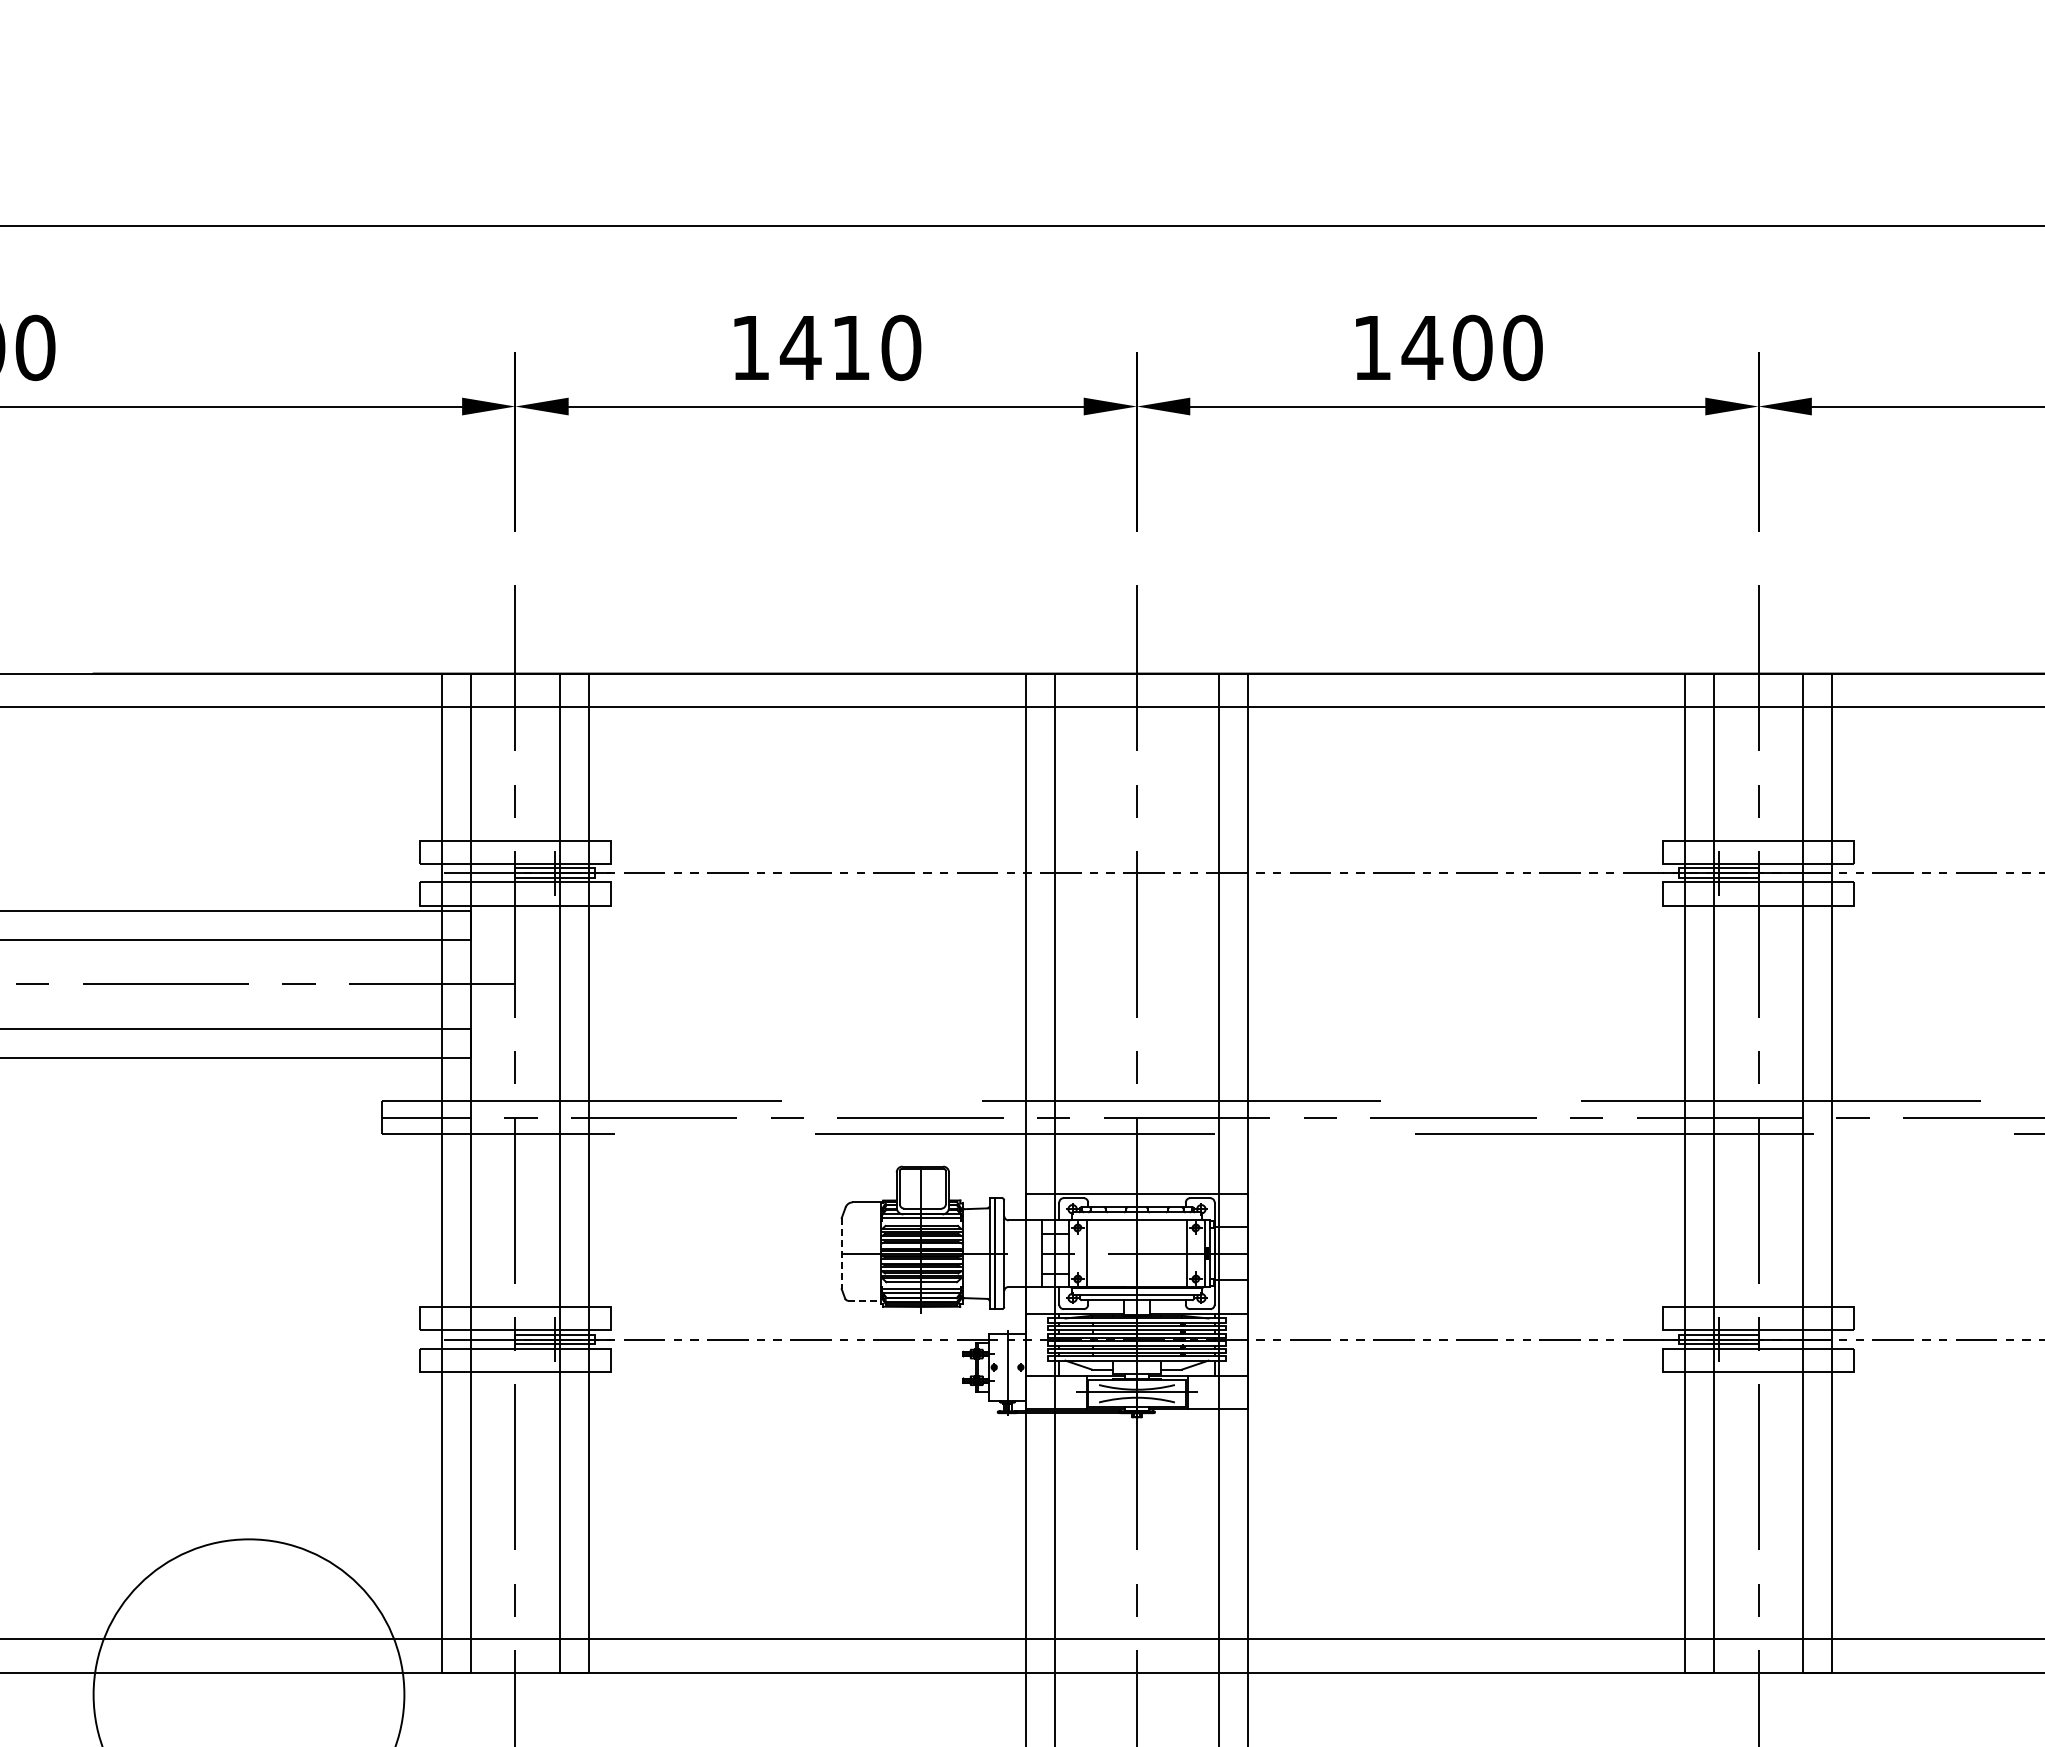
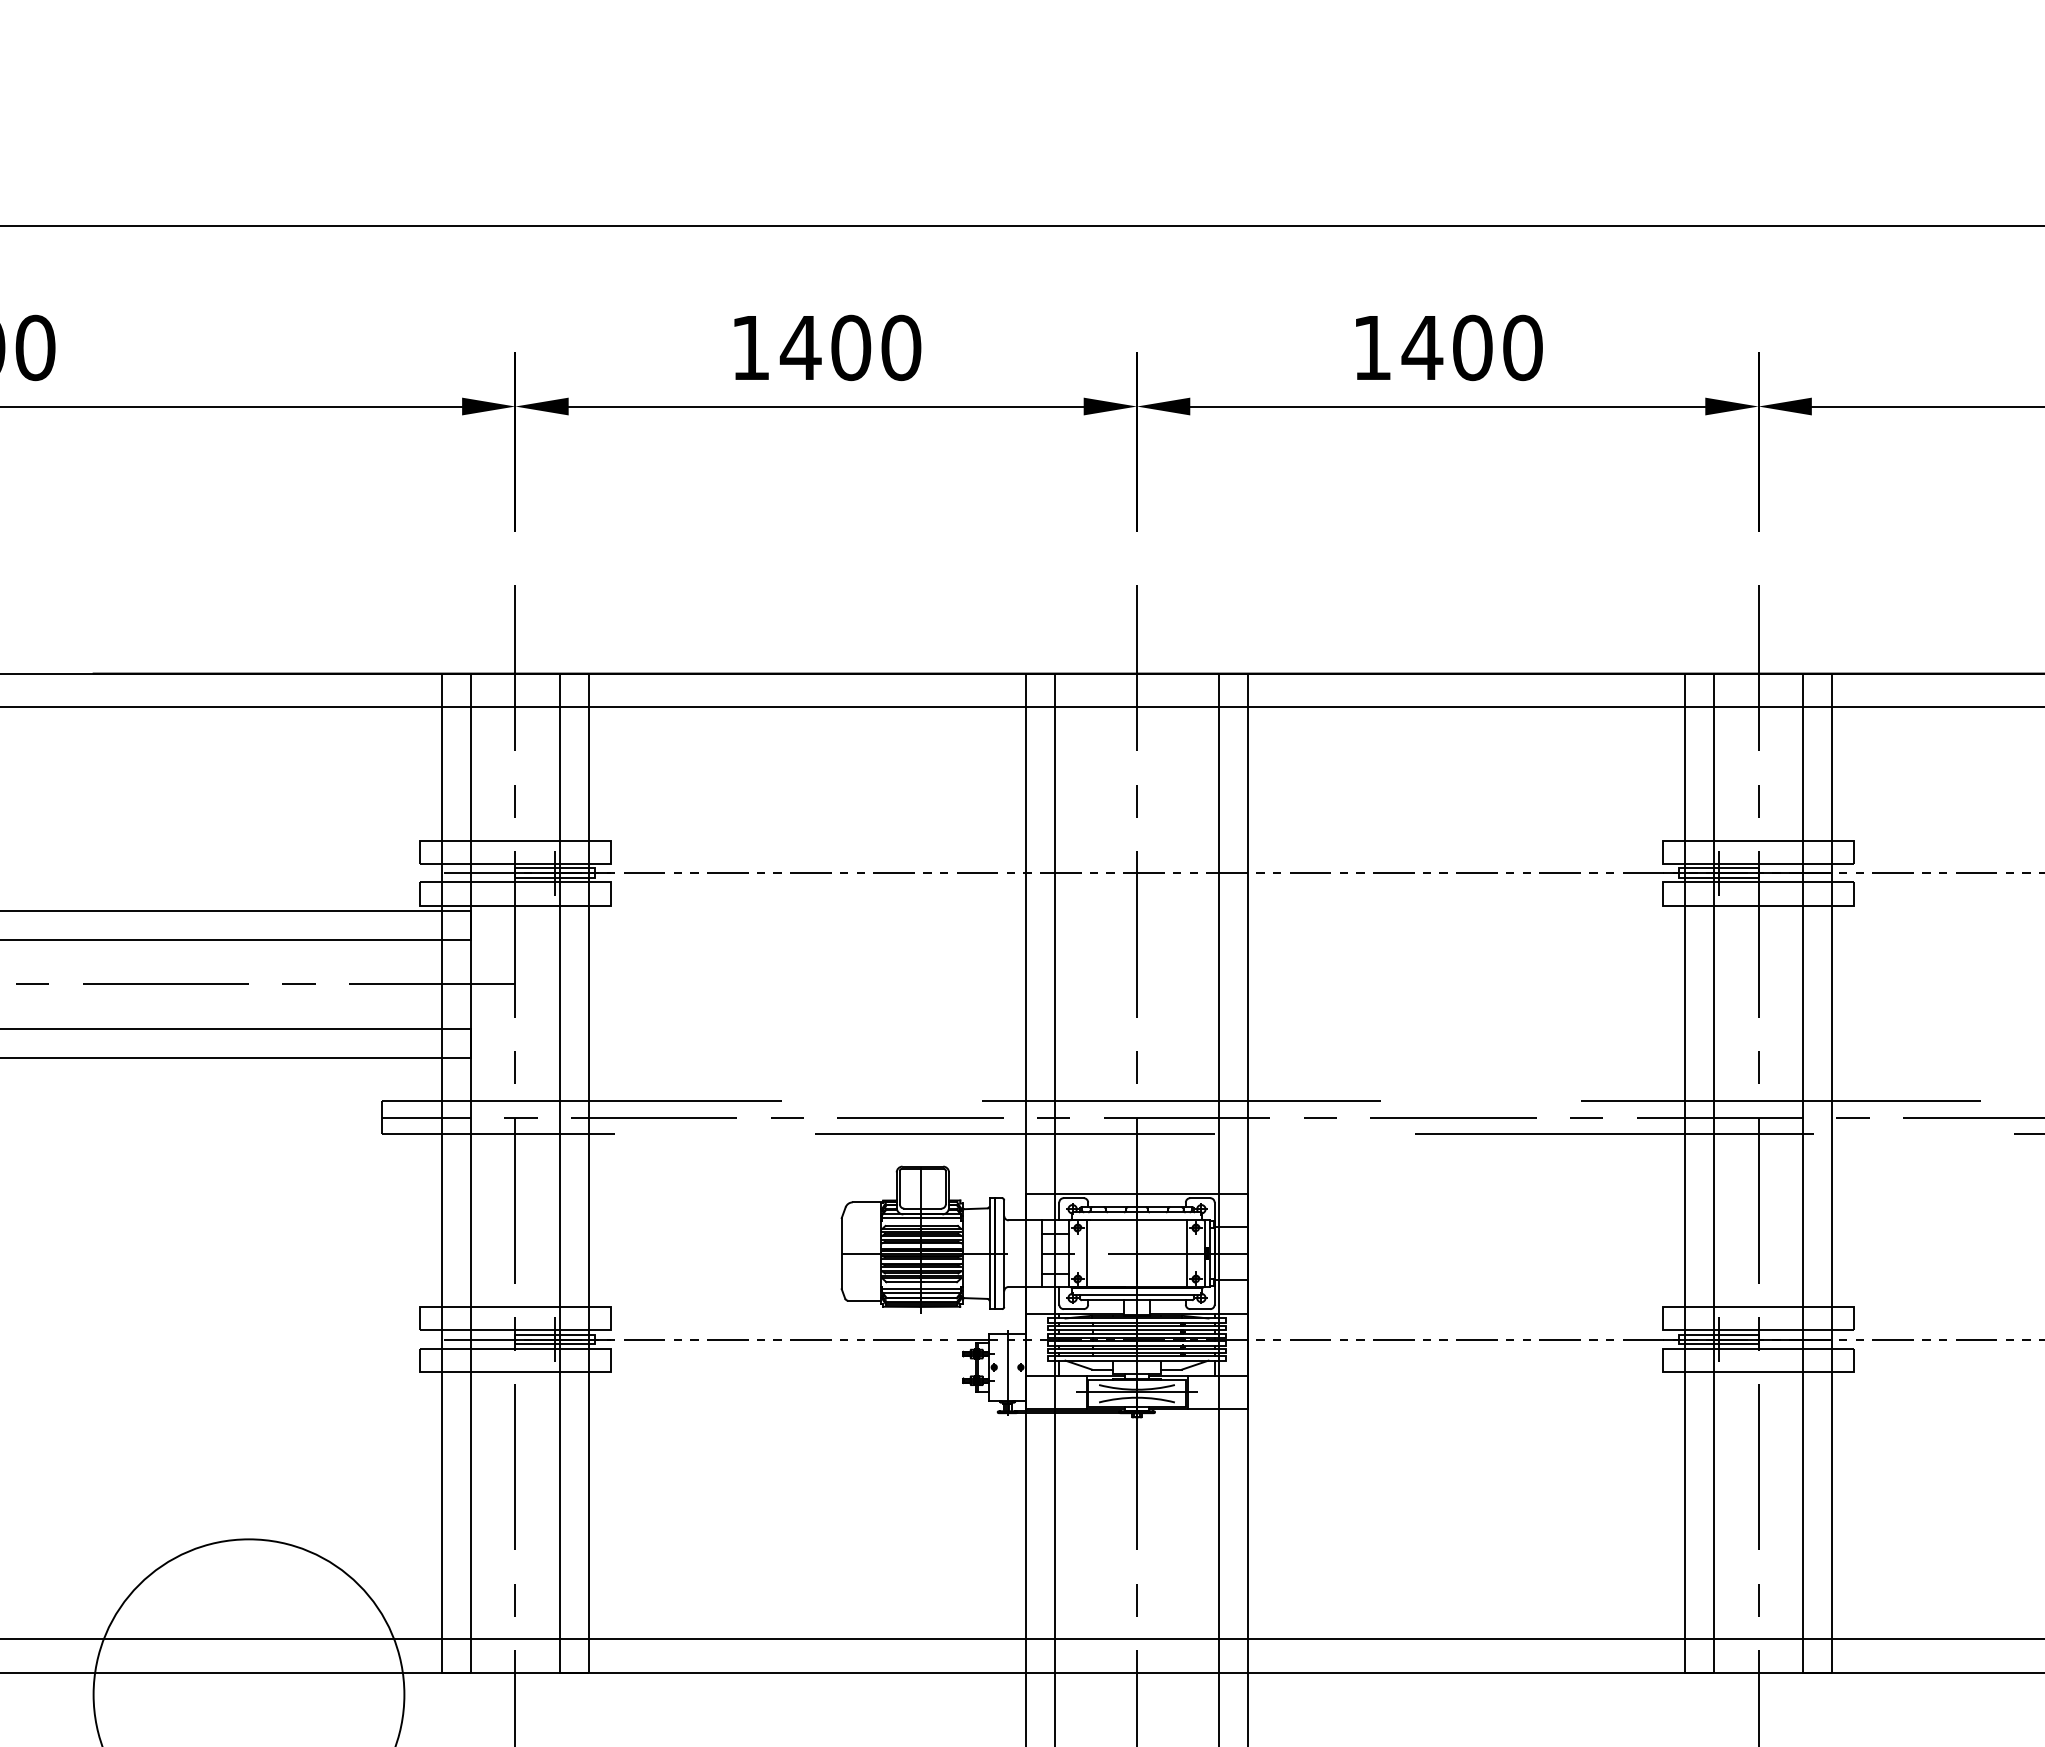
text: 1410 -> 1400 (851, 347)
line: dashed -> solid (841, 1254)
line: dashed -> solid (865, 1300)
